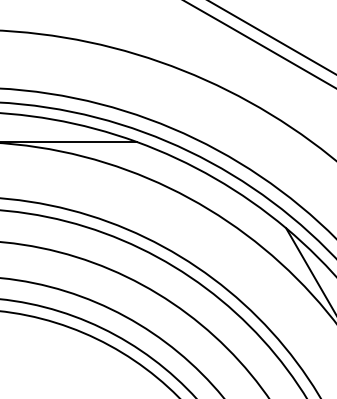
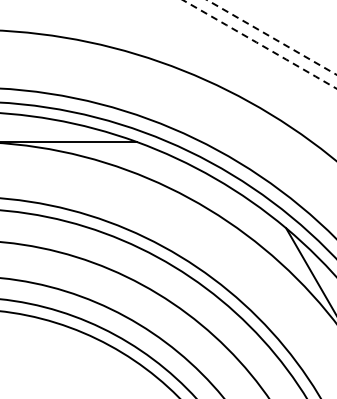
line: solid -> dashed (272, 37)
arc: solid -> dashed (260, 44)
